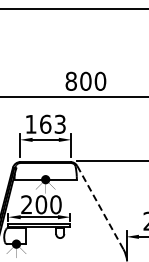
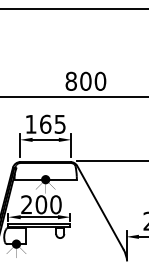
text: 163 -> 165 (60, 123)
line: dashed -> solid (100, 207)
